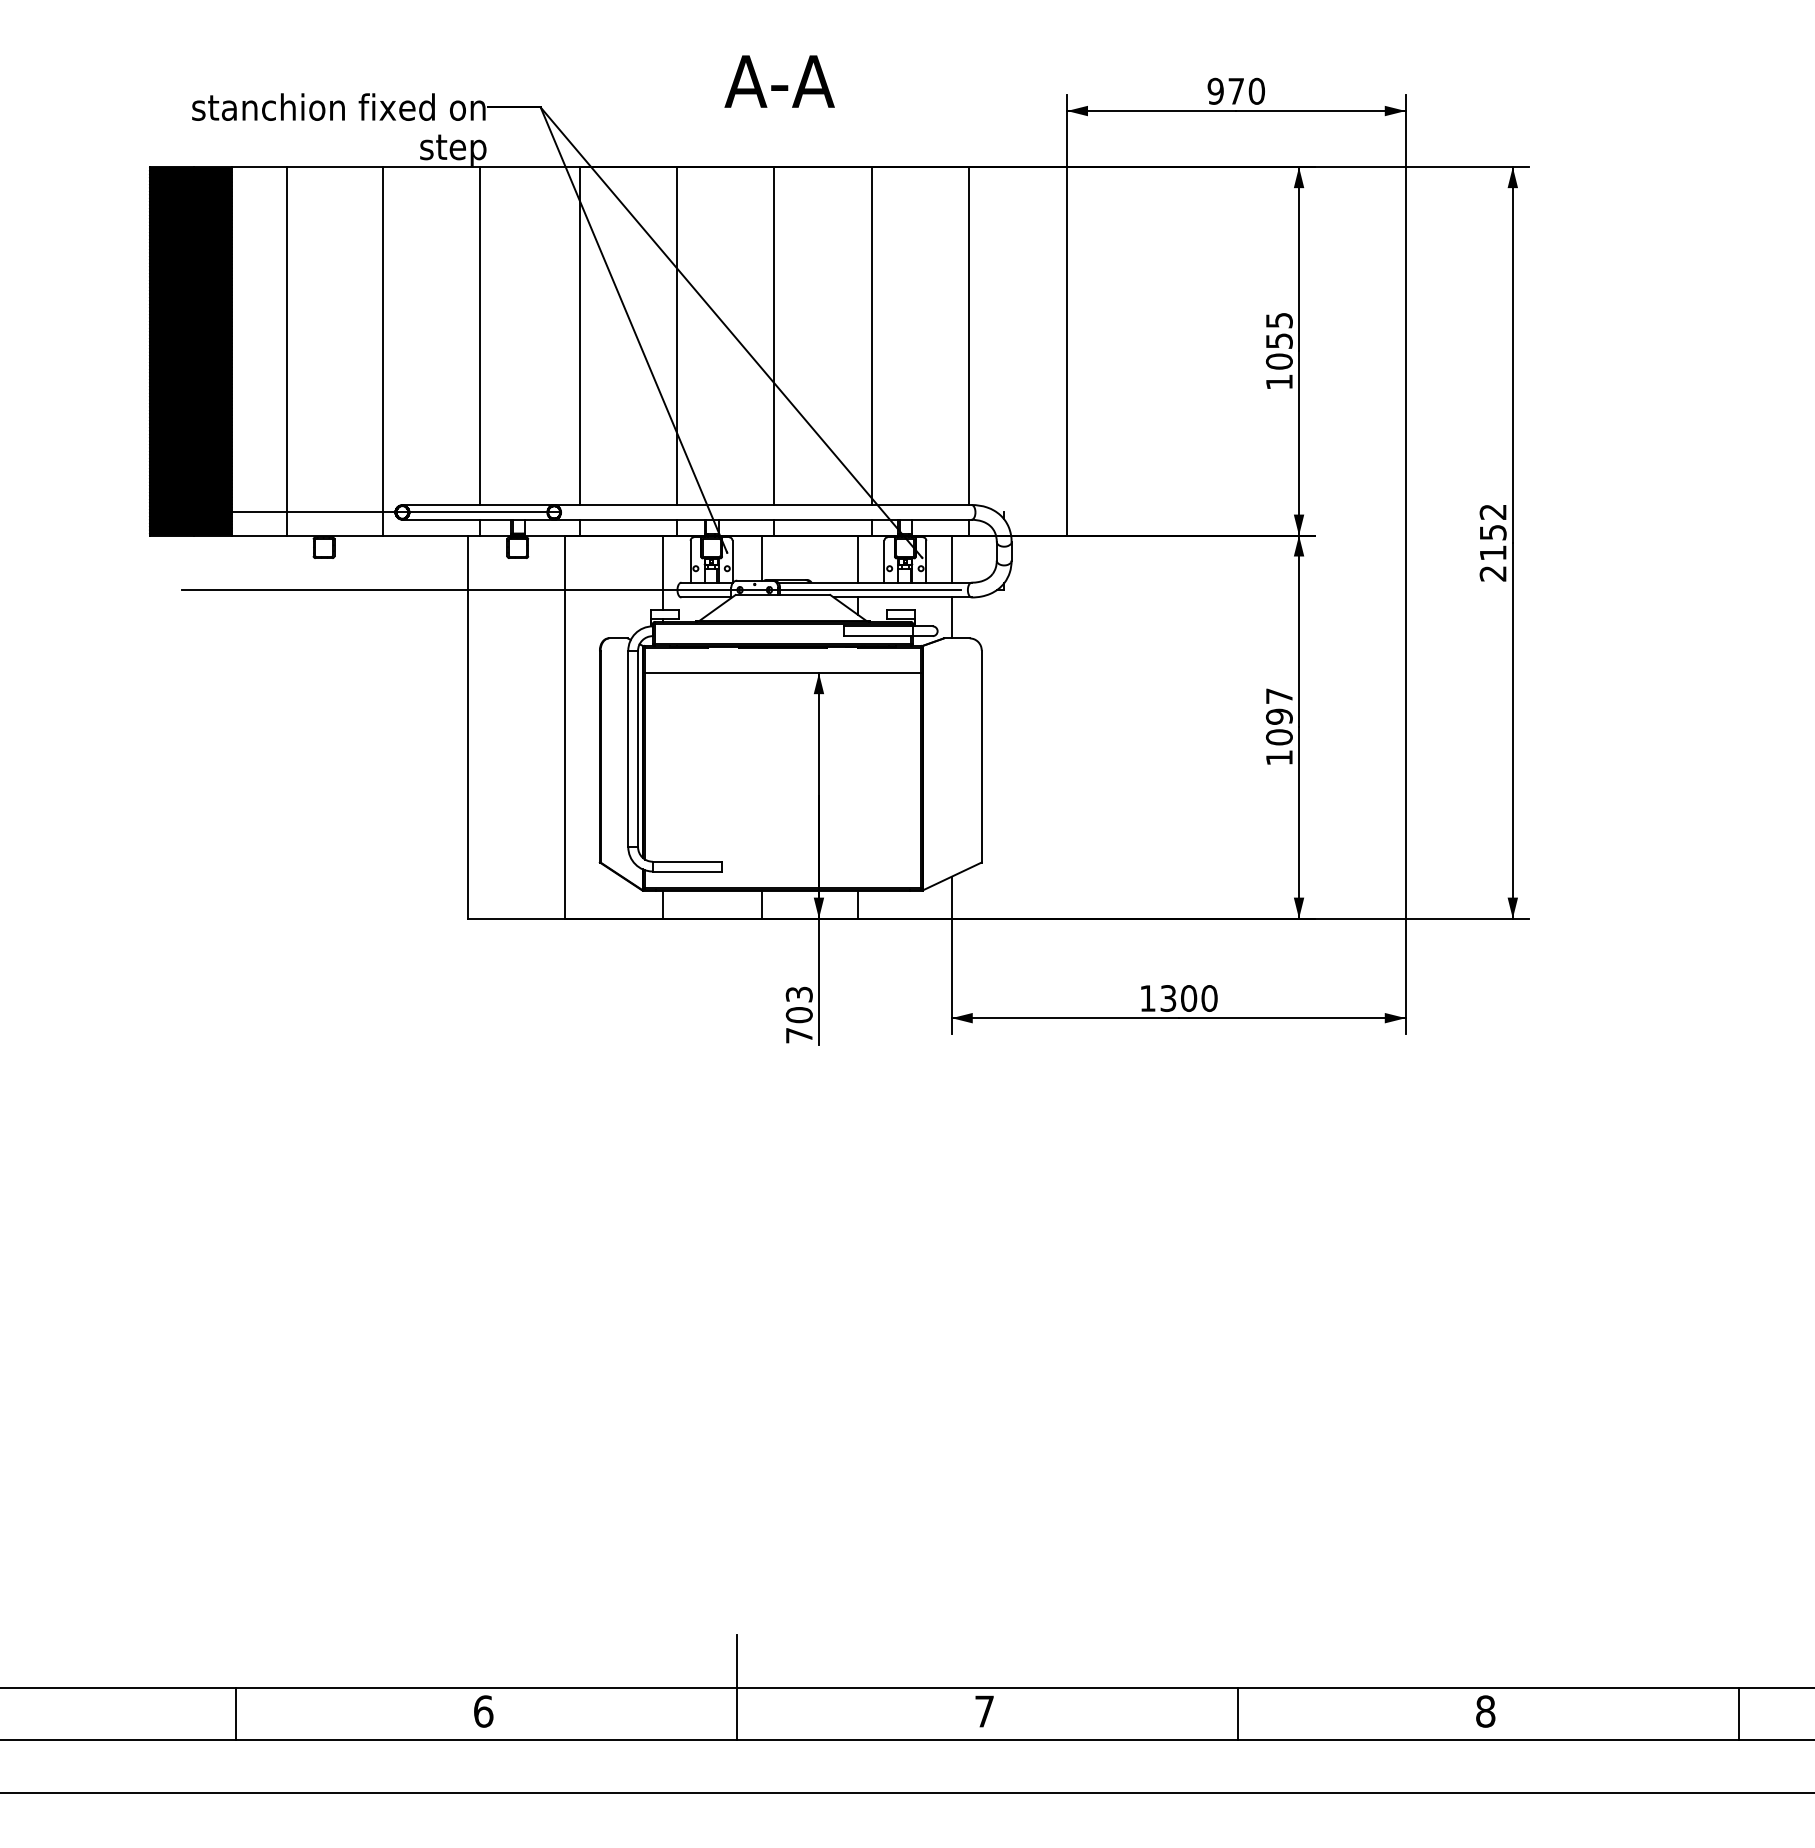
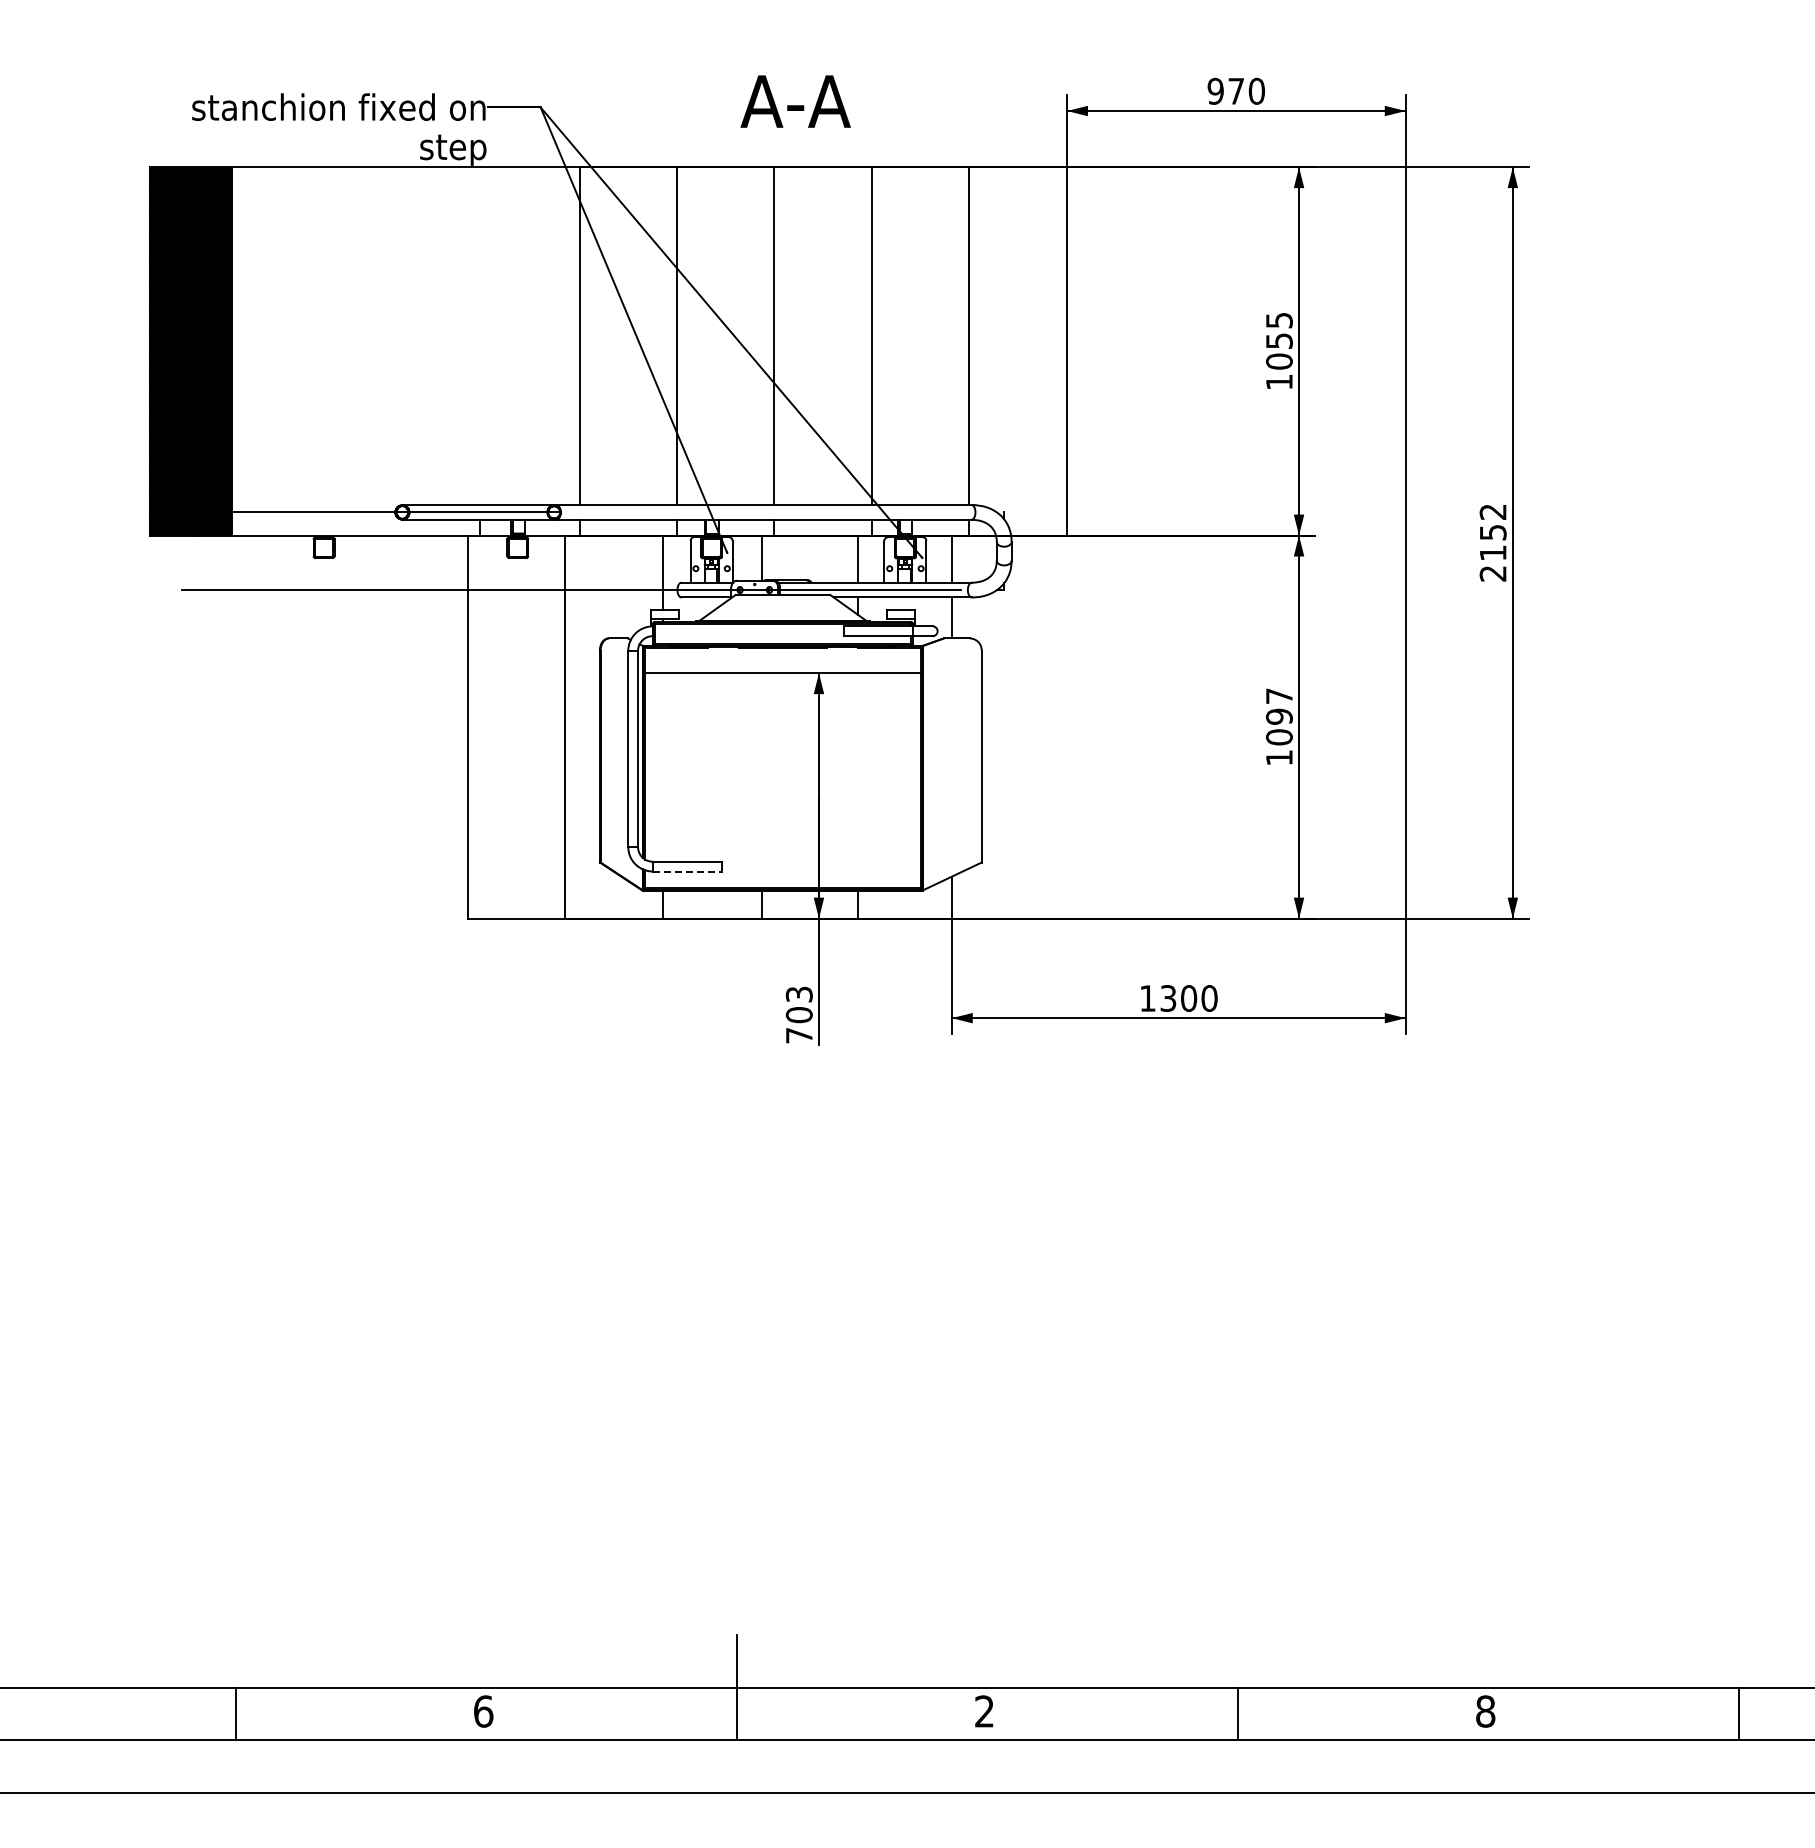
text position: (779, 81) -> (795, 101) (795, 101)
line: present -> none (480, 336)
line: present -> none (286, 351)
line: present -> none (383, 351)
line: solid -> dashed (687, 871)
text: 7 -> 2 (984, 1711)
